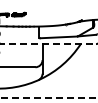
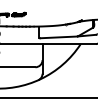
line: dashed -> solid (48, 44)
line: dashed -> solid (49, 98)
